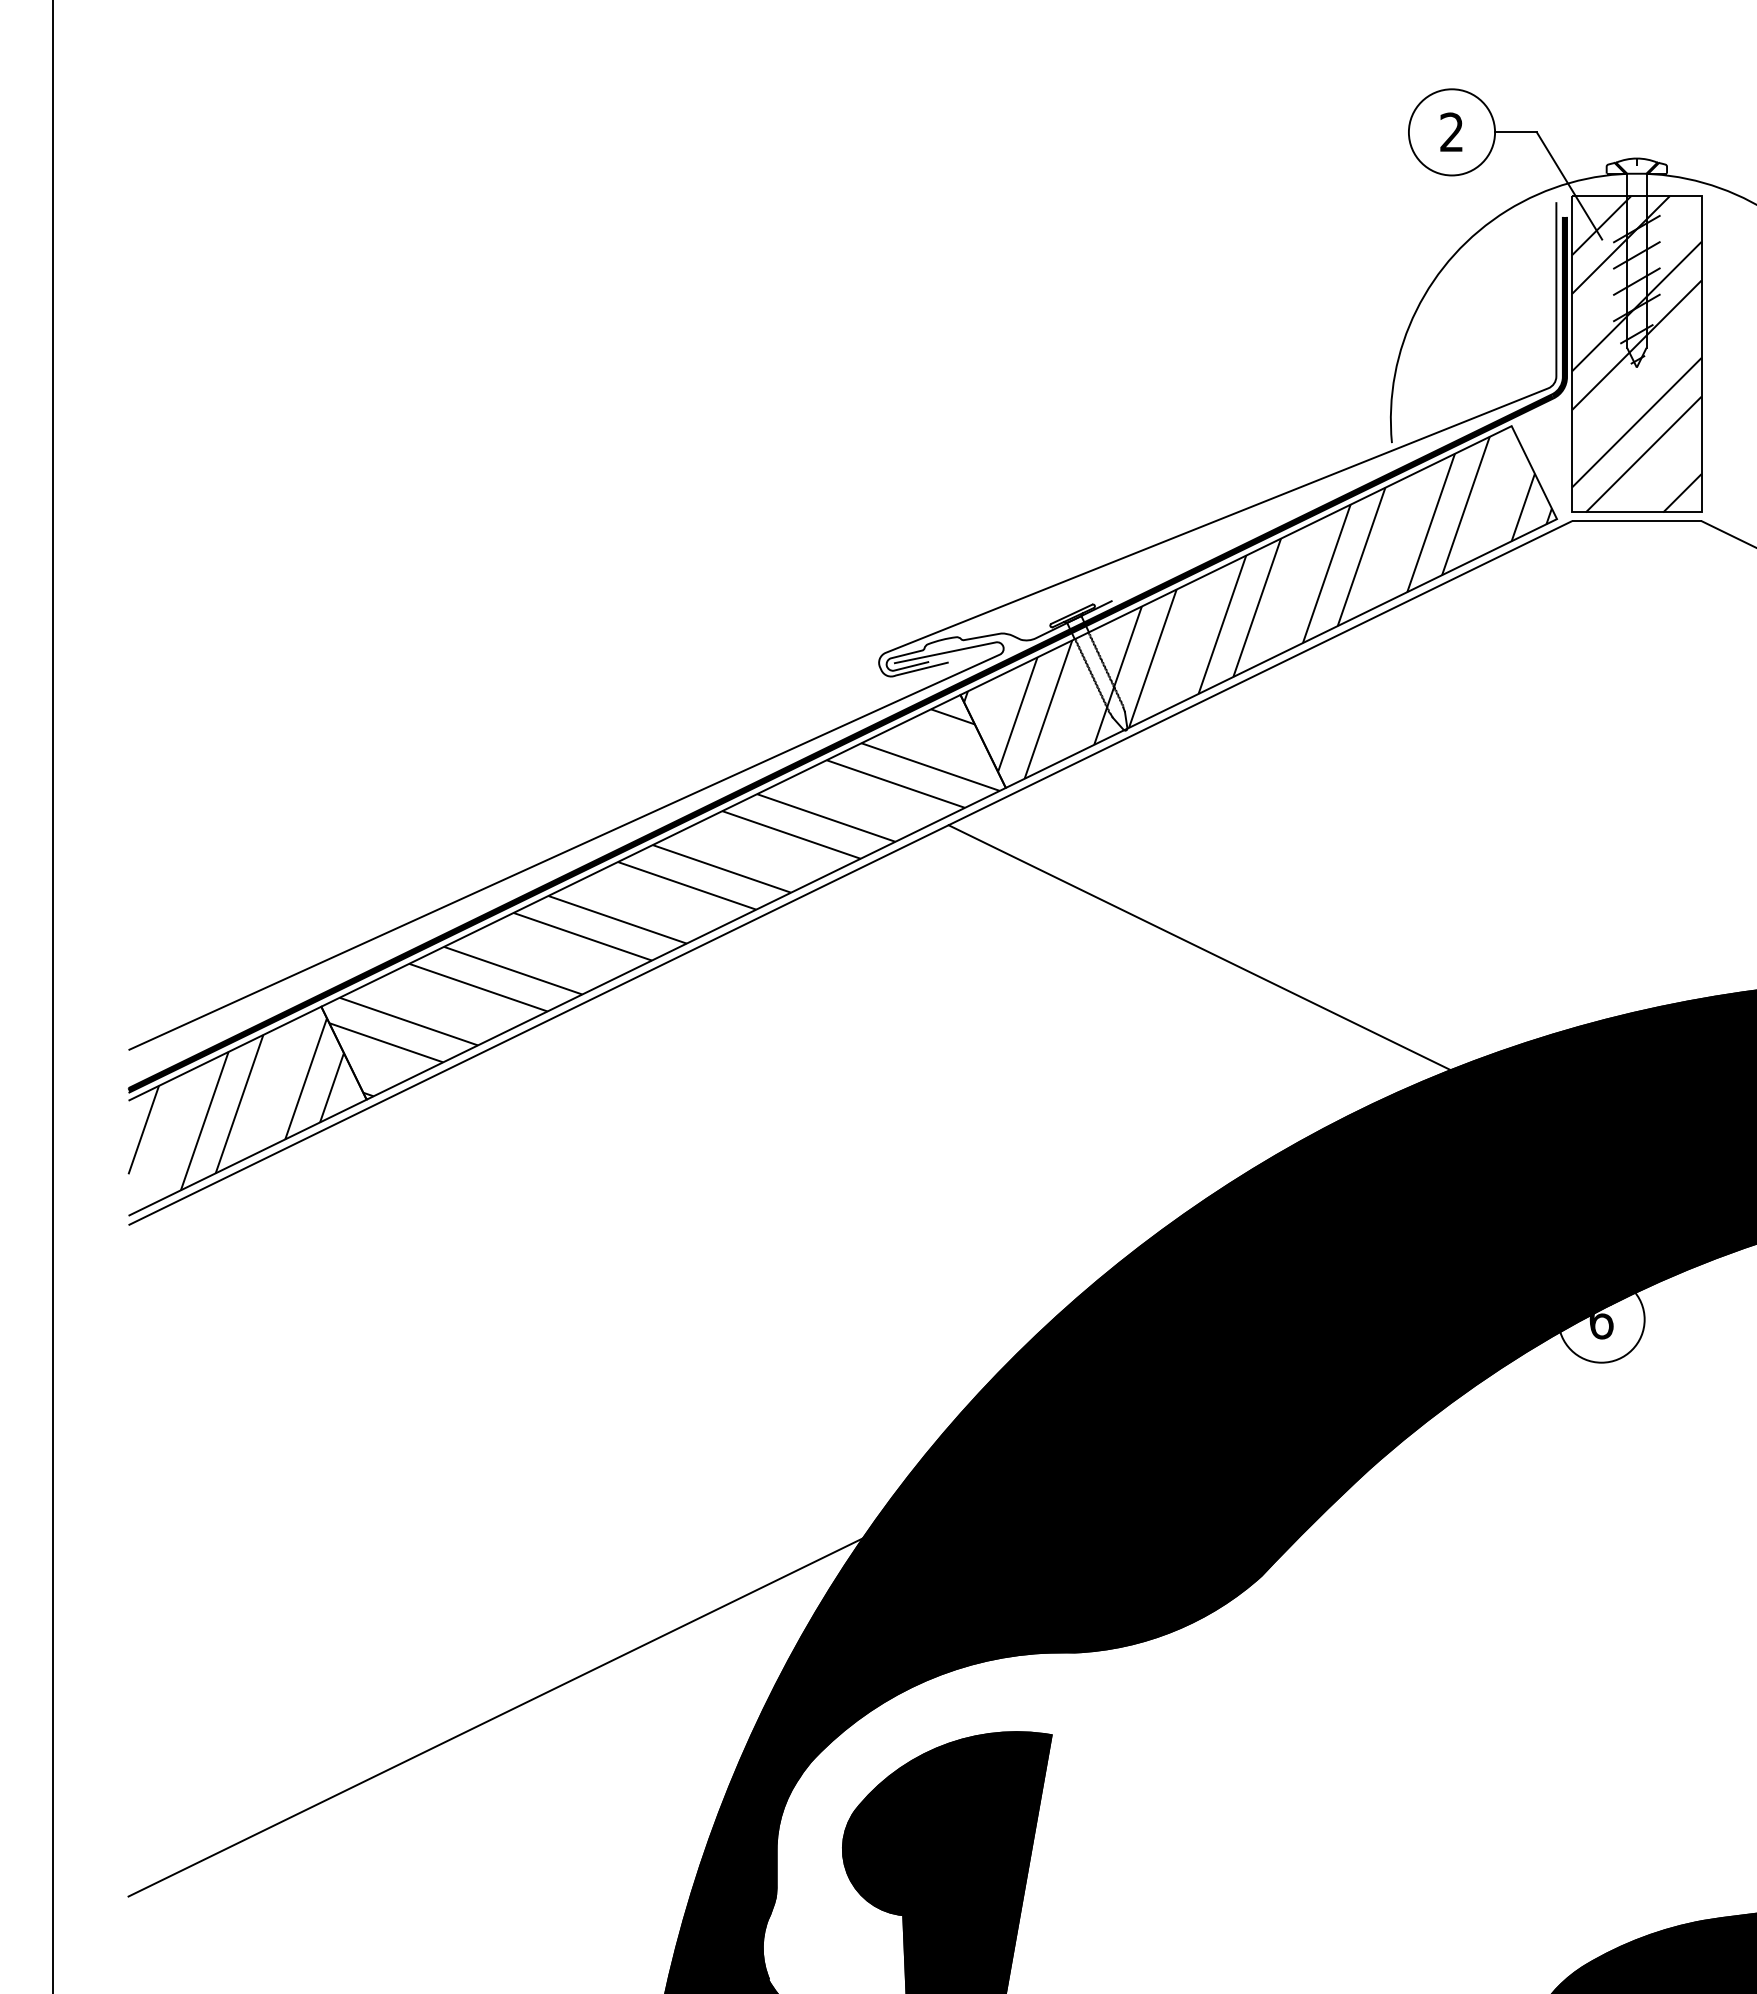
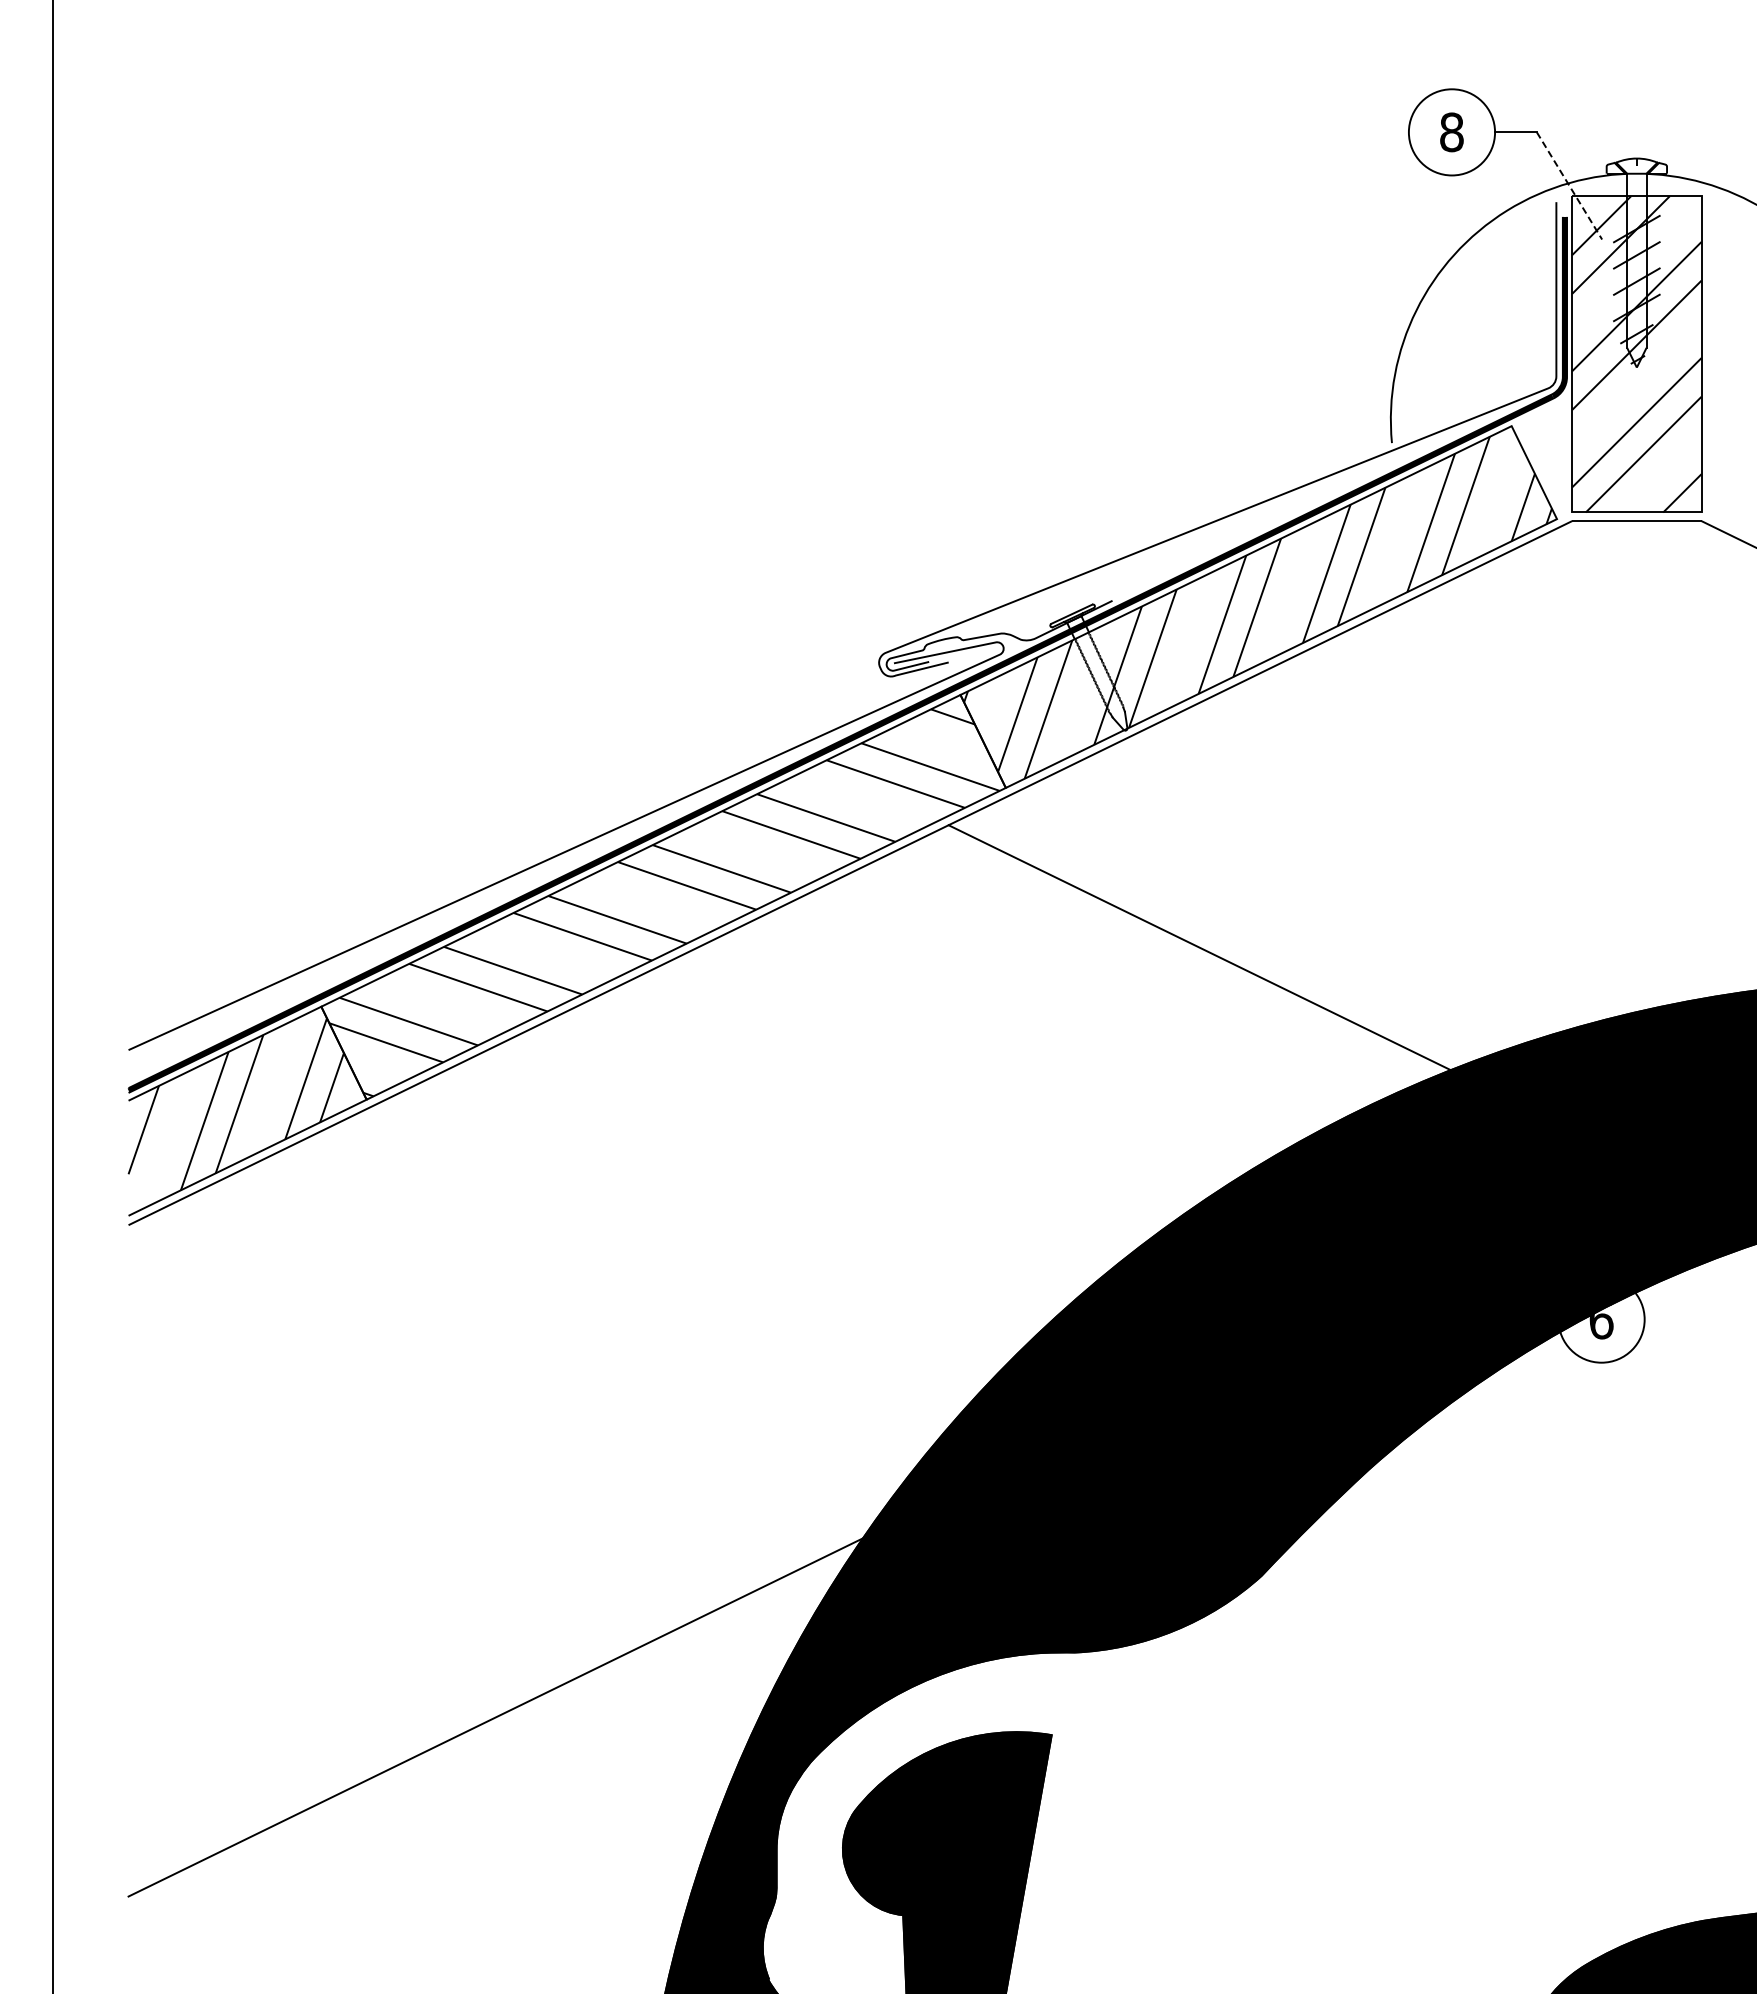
text: 2 -> 8 (1451, 132)
line: solid -> dashed (1569, 185)
